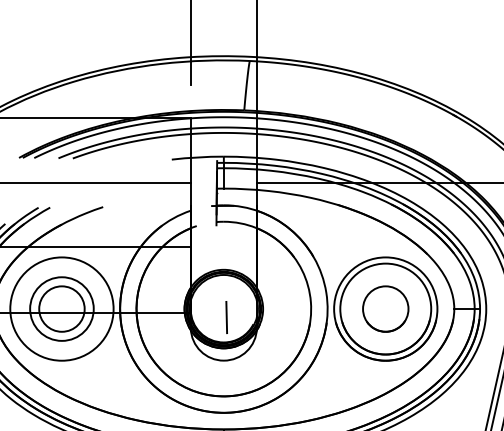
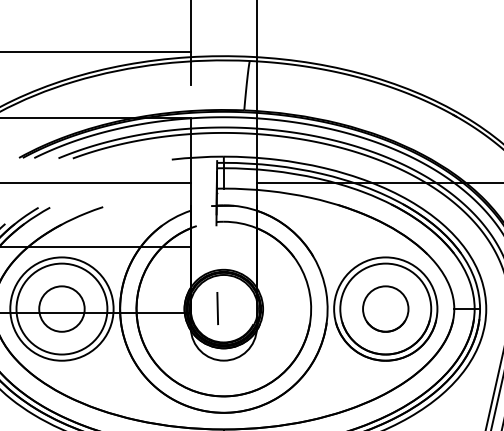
line: none -> present (96, 51)
circle diameter: 64 px -> 91 px (61, 308)
line position: (226, 317) -> (217, 308) (217, 308)
